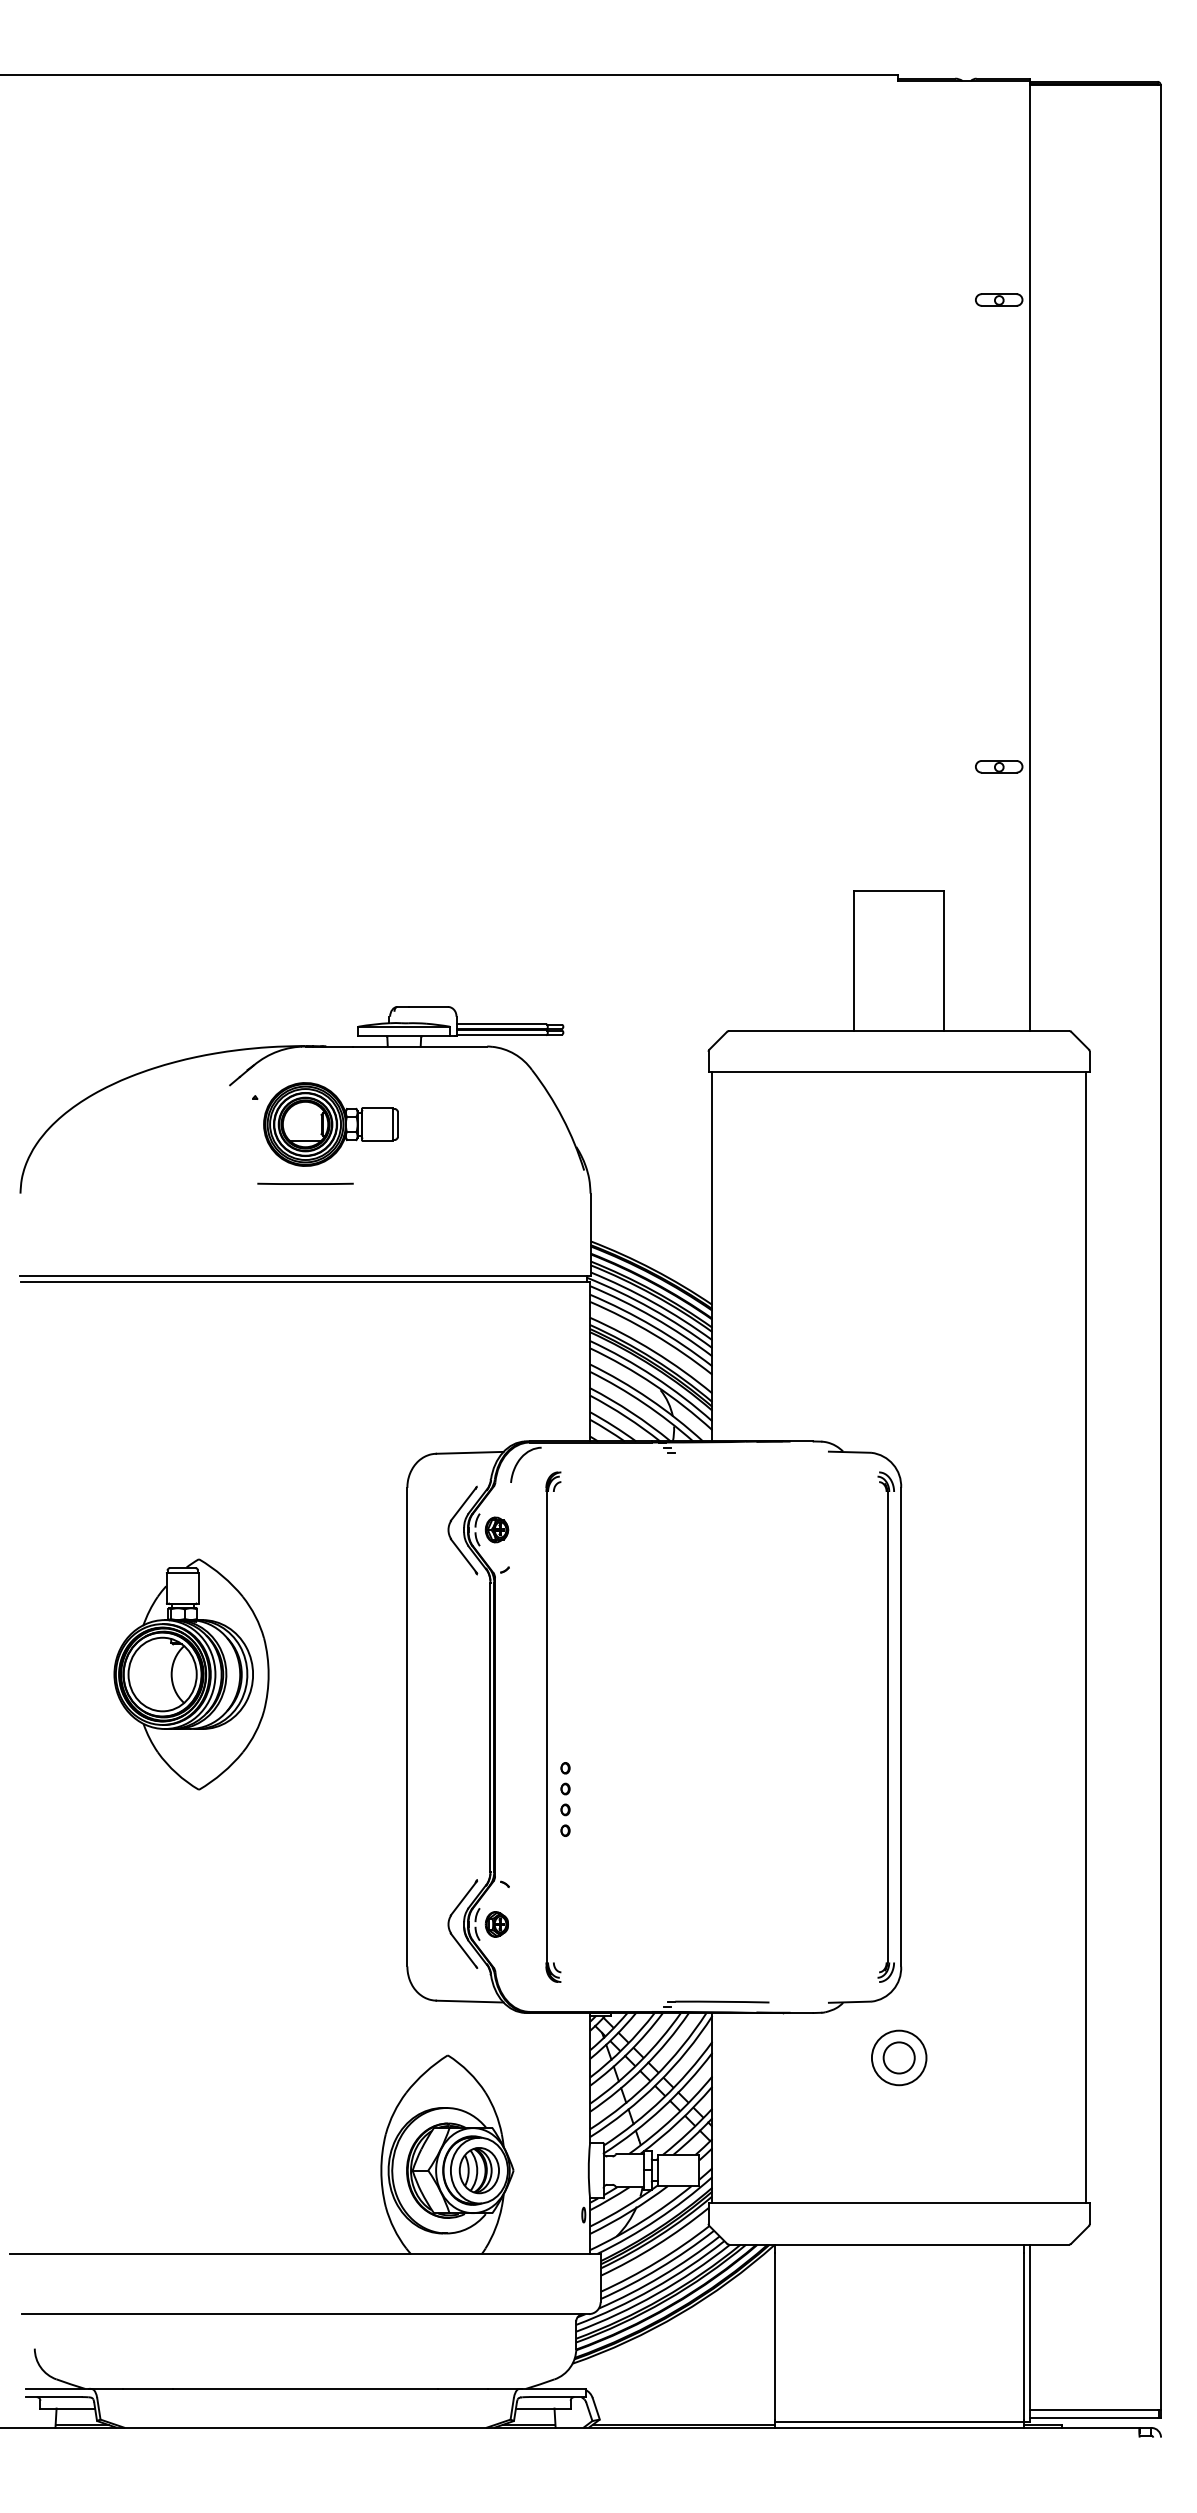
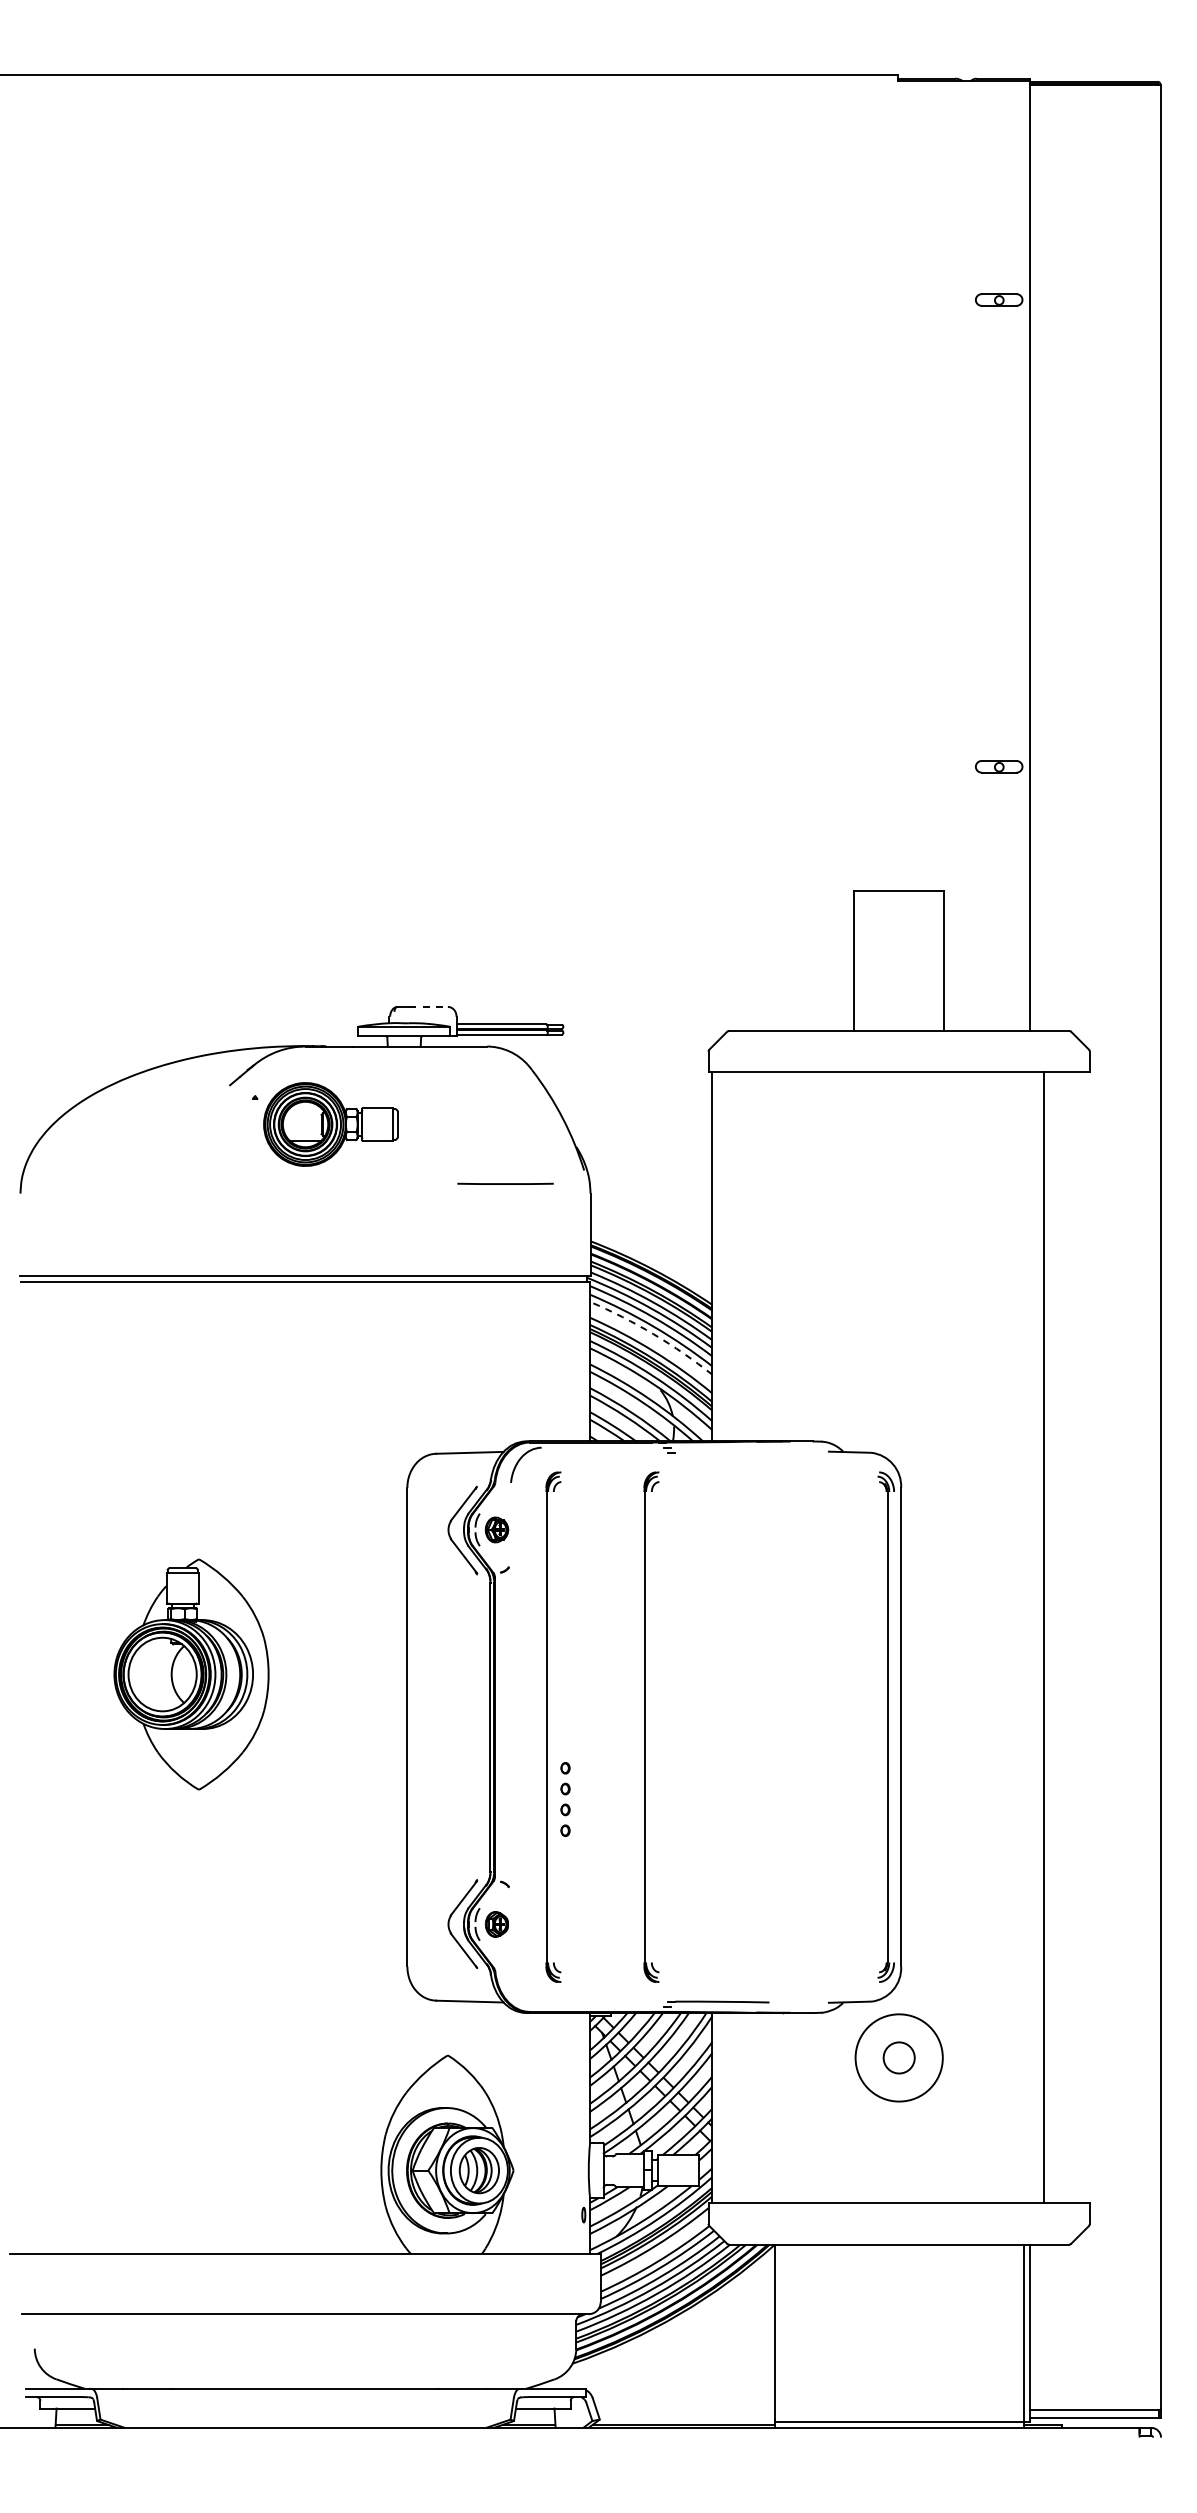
line: solid -> dashed (429, 1006)
line position: (305, 1183) -> (505, 1183) (505, 1183)
arc: solid -> dashed (653, 1334)
line position: (1085, 1637) -> (1043, 1637) (1043, 1637)
part: none -> present (651, 1726)
circle diameter: 55 px -> 87 px (898, 2057)
